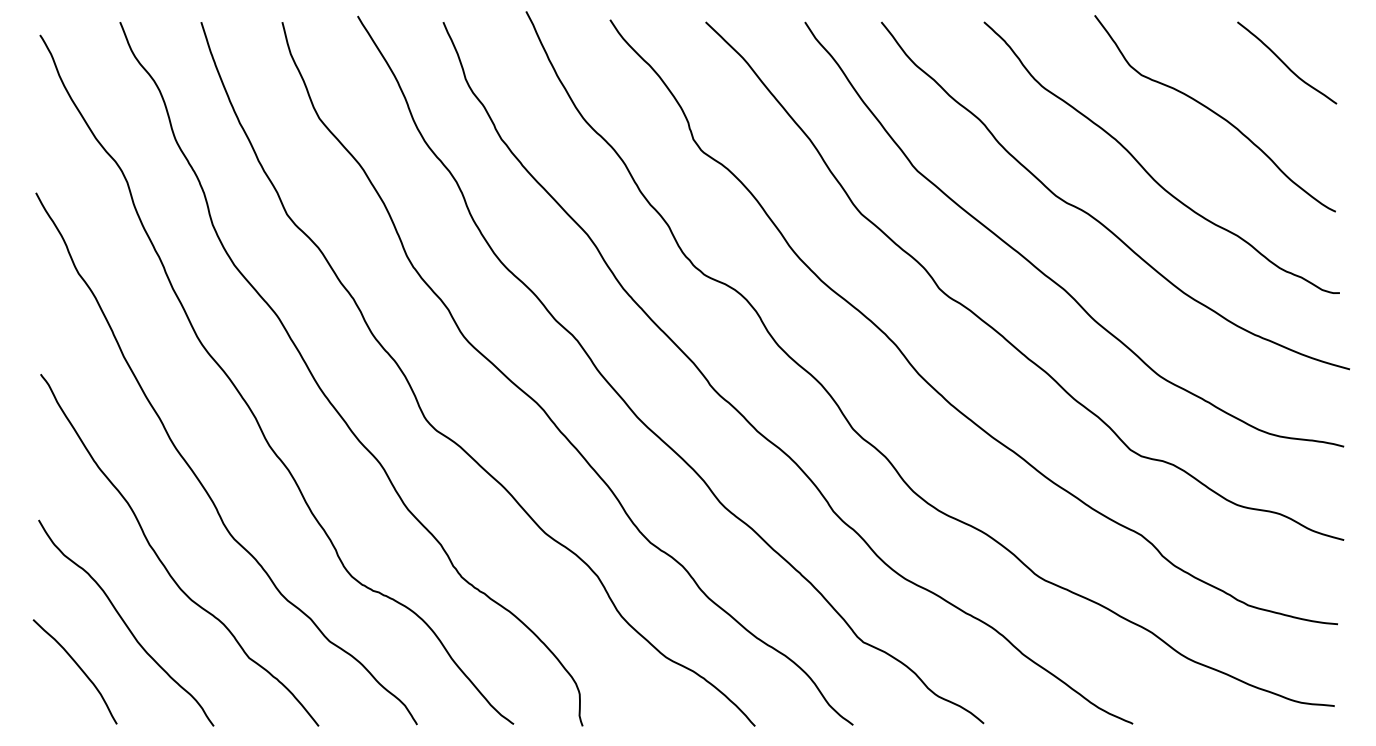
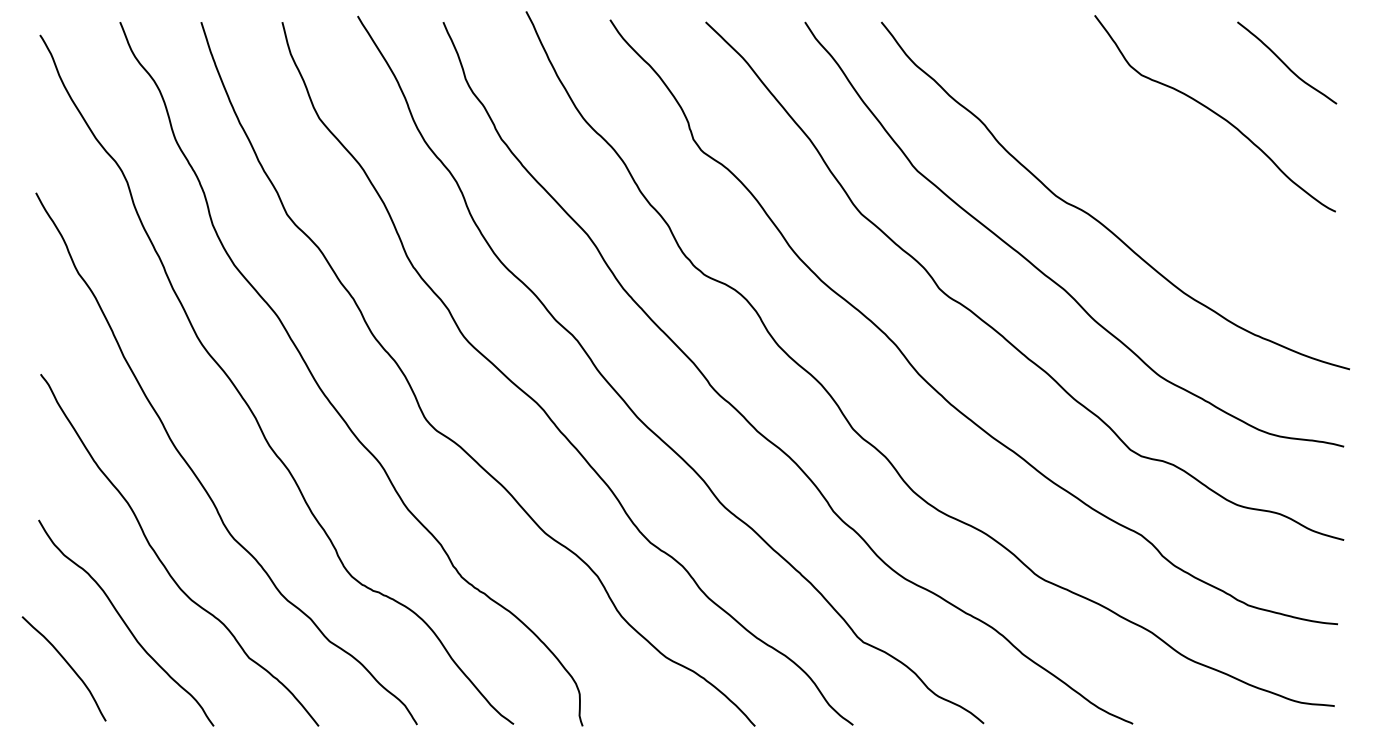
curve: present -> none (1147, 171)
curve position: (78, 667) -> (67, 664) (67, 664)
